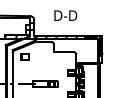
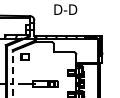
text position: (65, 15) -> (65, 9) (65, 9)
line: solid -> dashed (12, 73)
